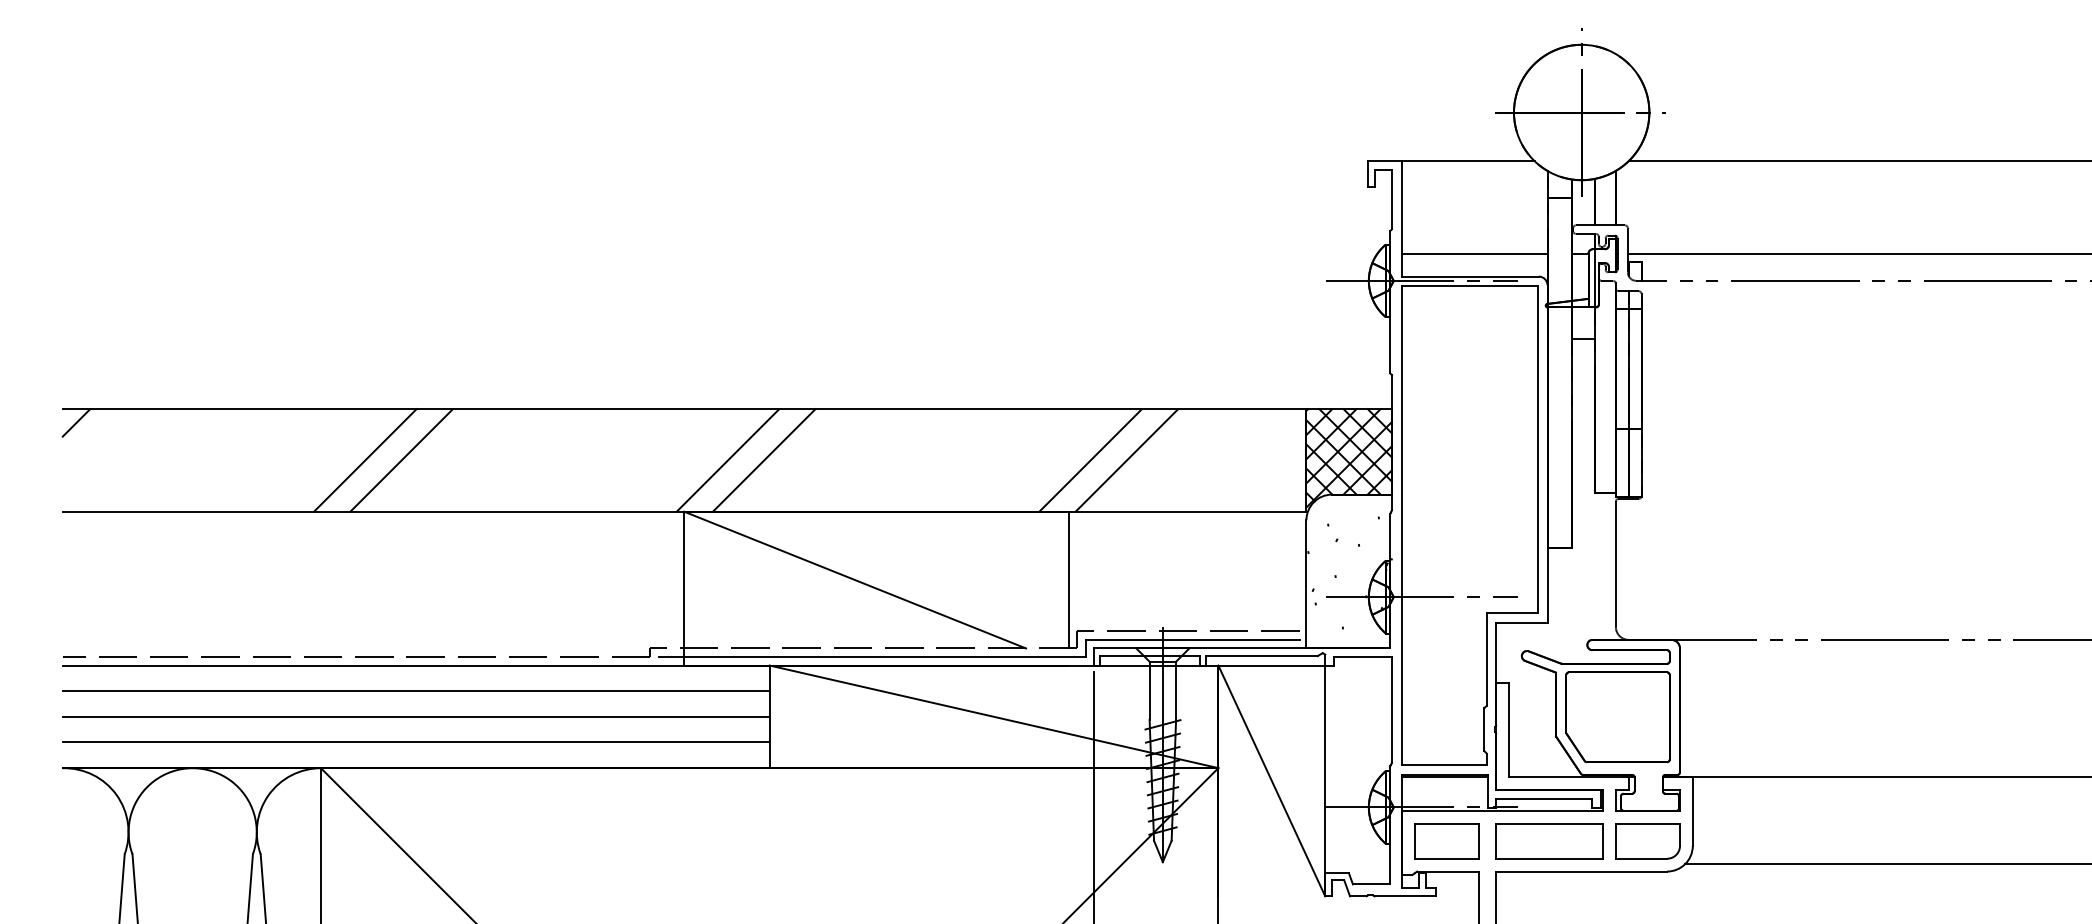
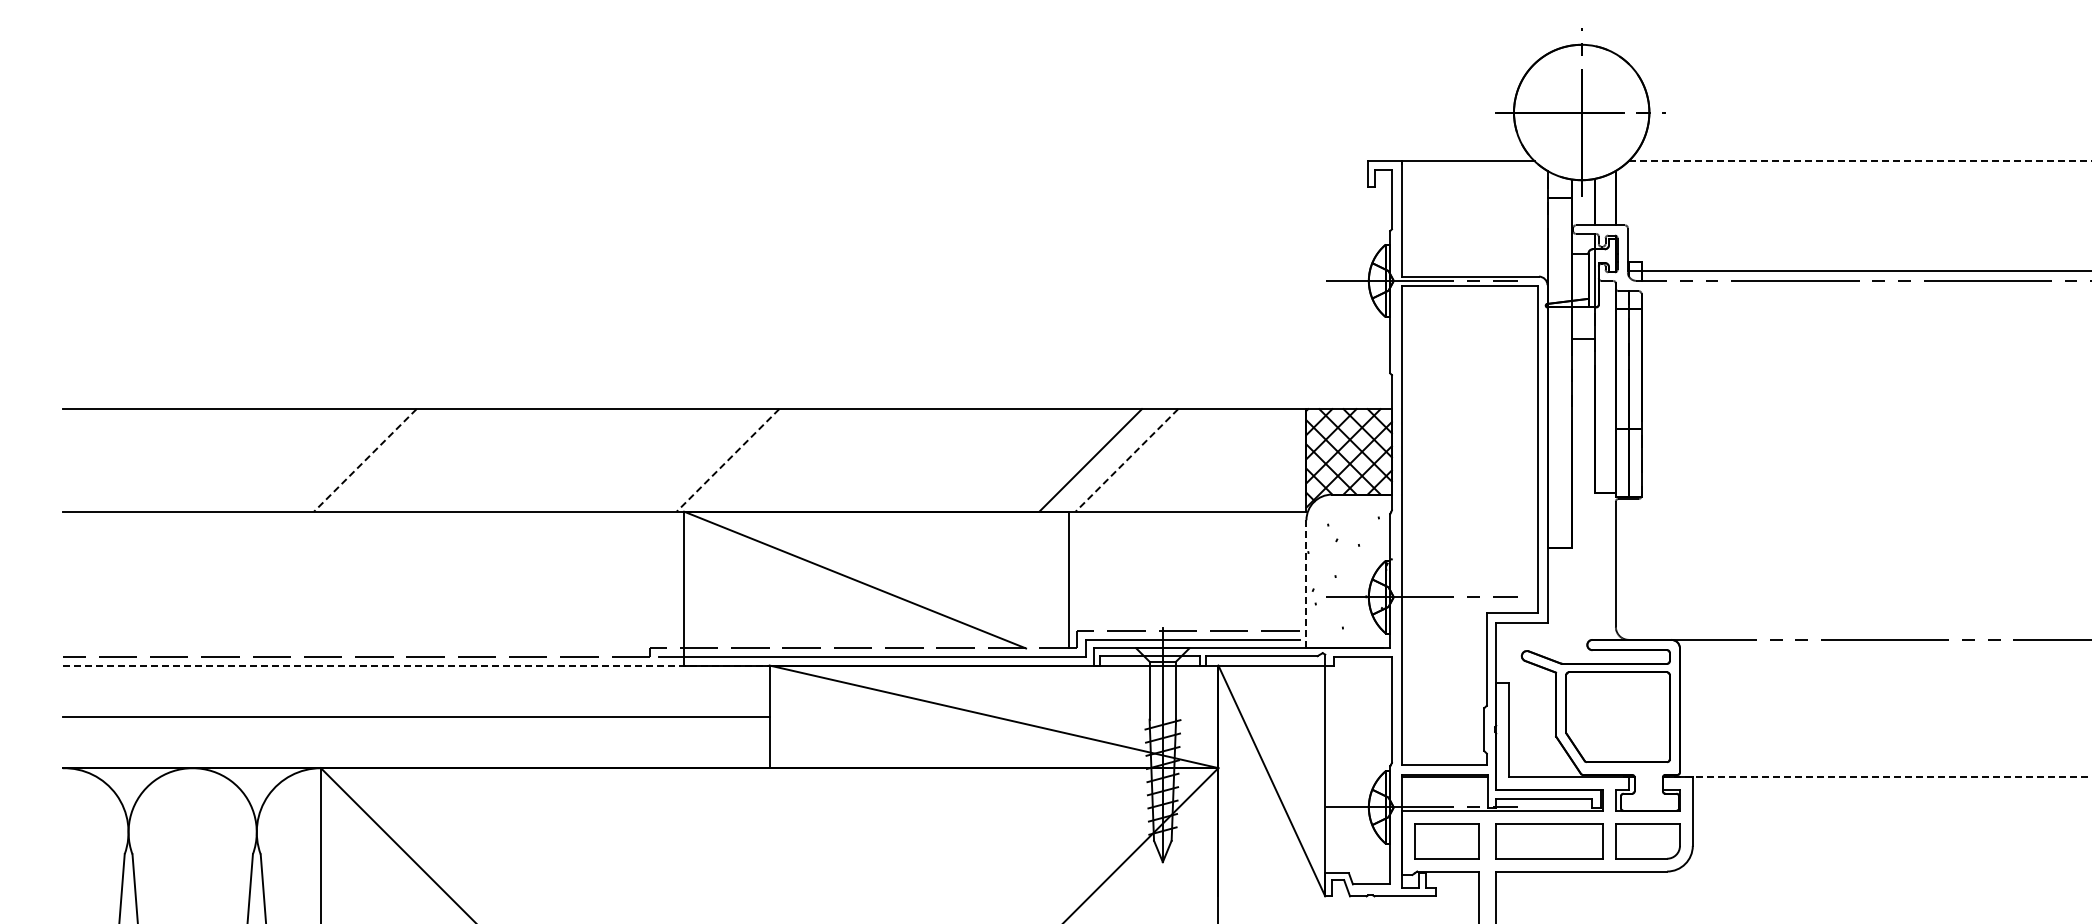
line: solid -> dashed (1860, 161)
line: present -> none (1474, 253)
line position: (1857, 253) -> (1857, 270) (1857, 270)
line: present -> none (76, 422)
line: solid -> dashed (365, 460)
line: present -> none (401, 460)
line: solid -> dashed (728, 460)
line: present -> none (763, 460)
line: solid -> dashed (1126, 460)
line: solid -> dashed (1306, 583)
line: solid -> dashed (416, 665)
line: present -> none (415, 691)
line: present -> none (415, 742)
line: solid -> dashed (1877, 776)
line: present -> none (1094, 795)
line: present -> none (1886, 863)
